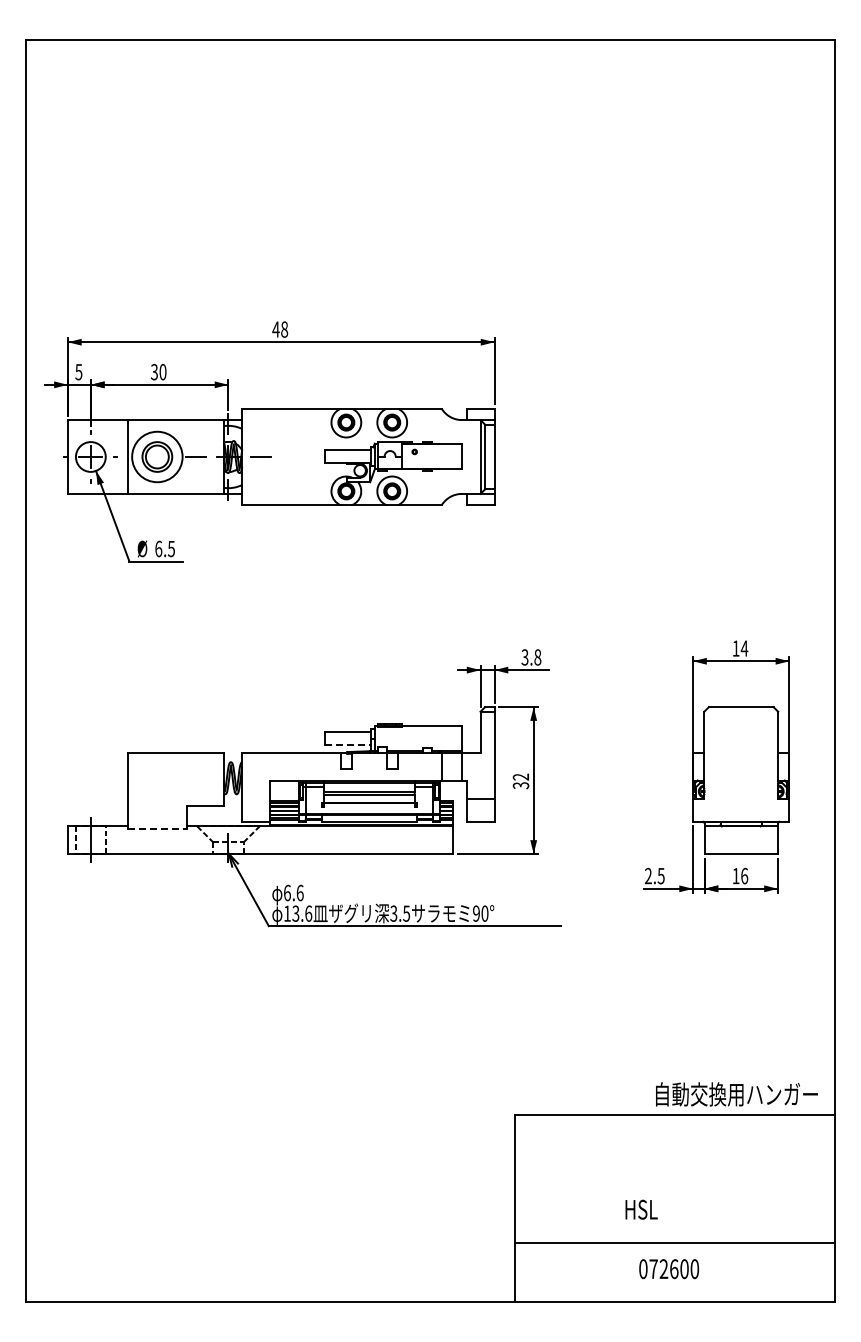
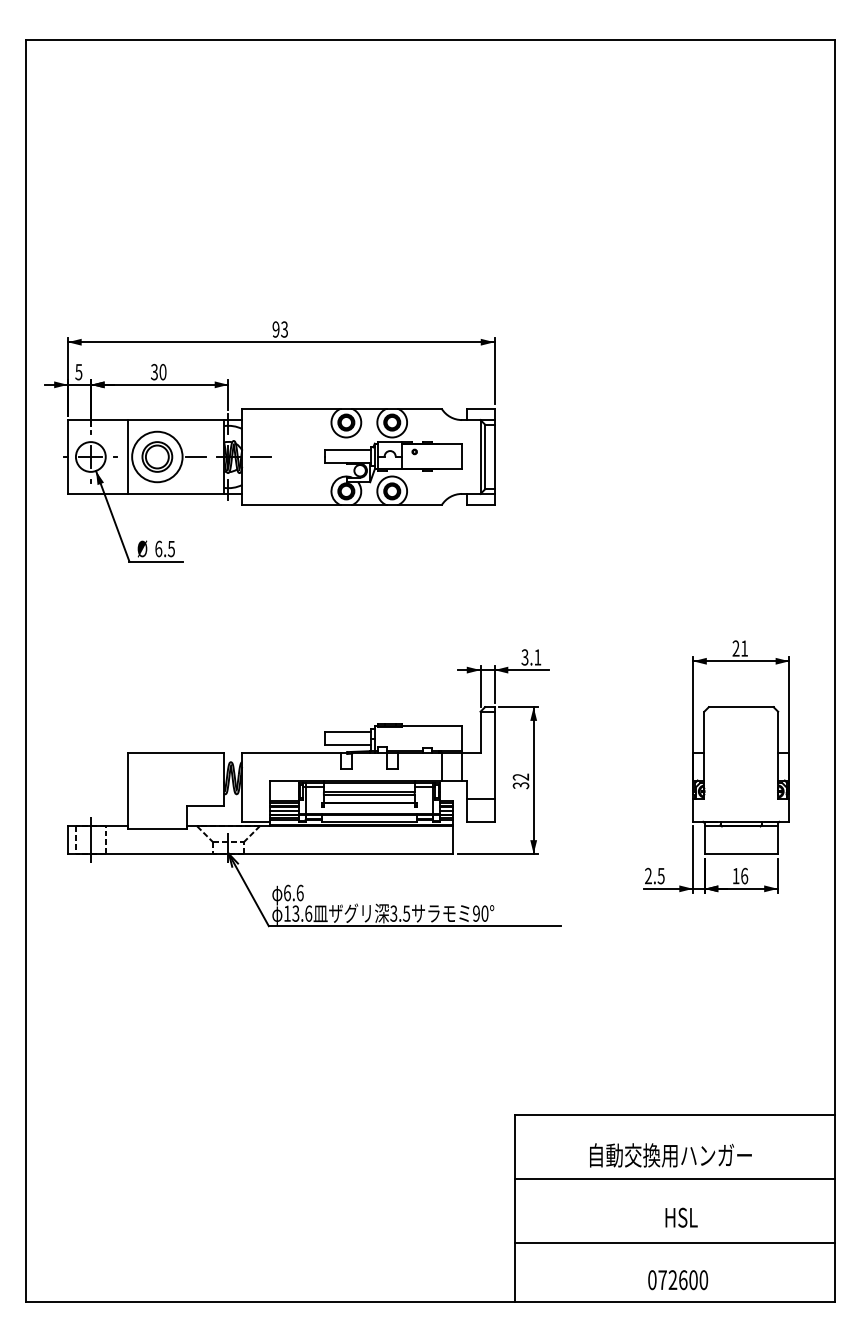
text: 48 -> 93 (280, 329)
text: 14 -> 21 (740, 648)
text: 3.8 -> 3.1 (537, 657)
line: dashed -> solid (347, 745)
line: dashed -> solid (157, 828)
text position: (736, 1094) -> (670, 1155) (670, 1155)
line: none -> present (675, 1179)
text position: (641, 1209) -> (681, 1217) (681, 1217)
text position: (669, 1269) -> (678, 1280) (678, 1280)
